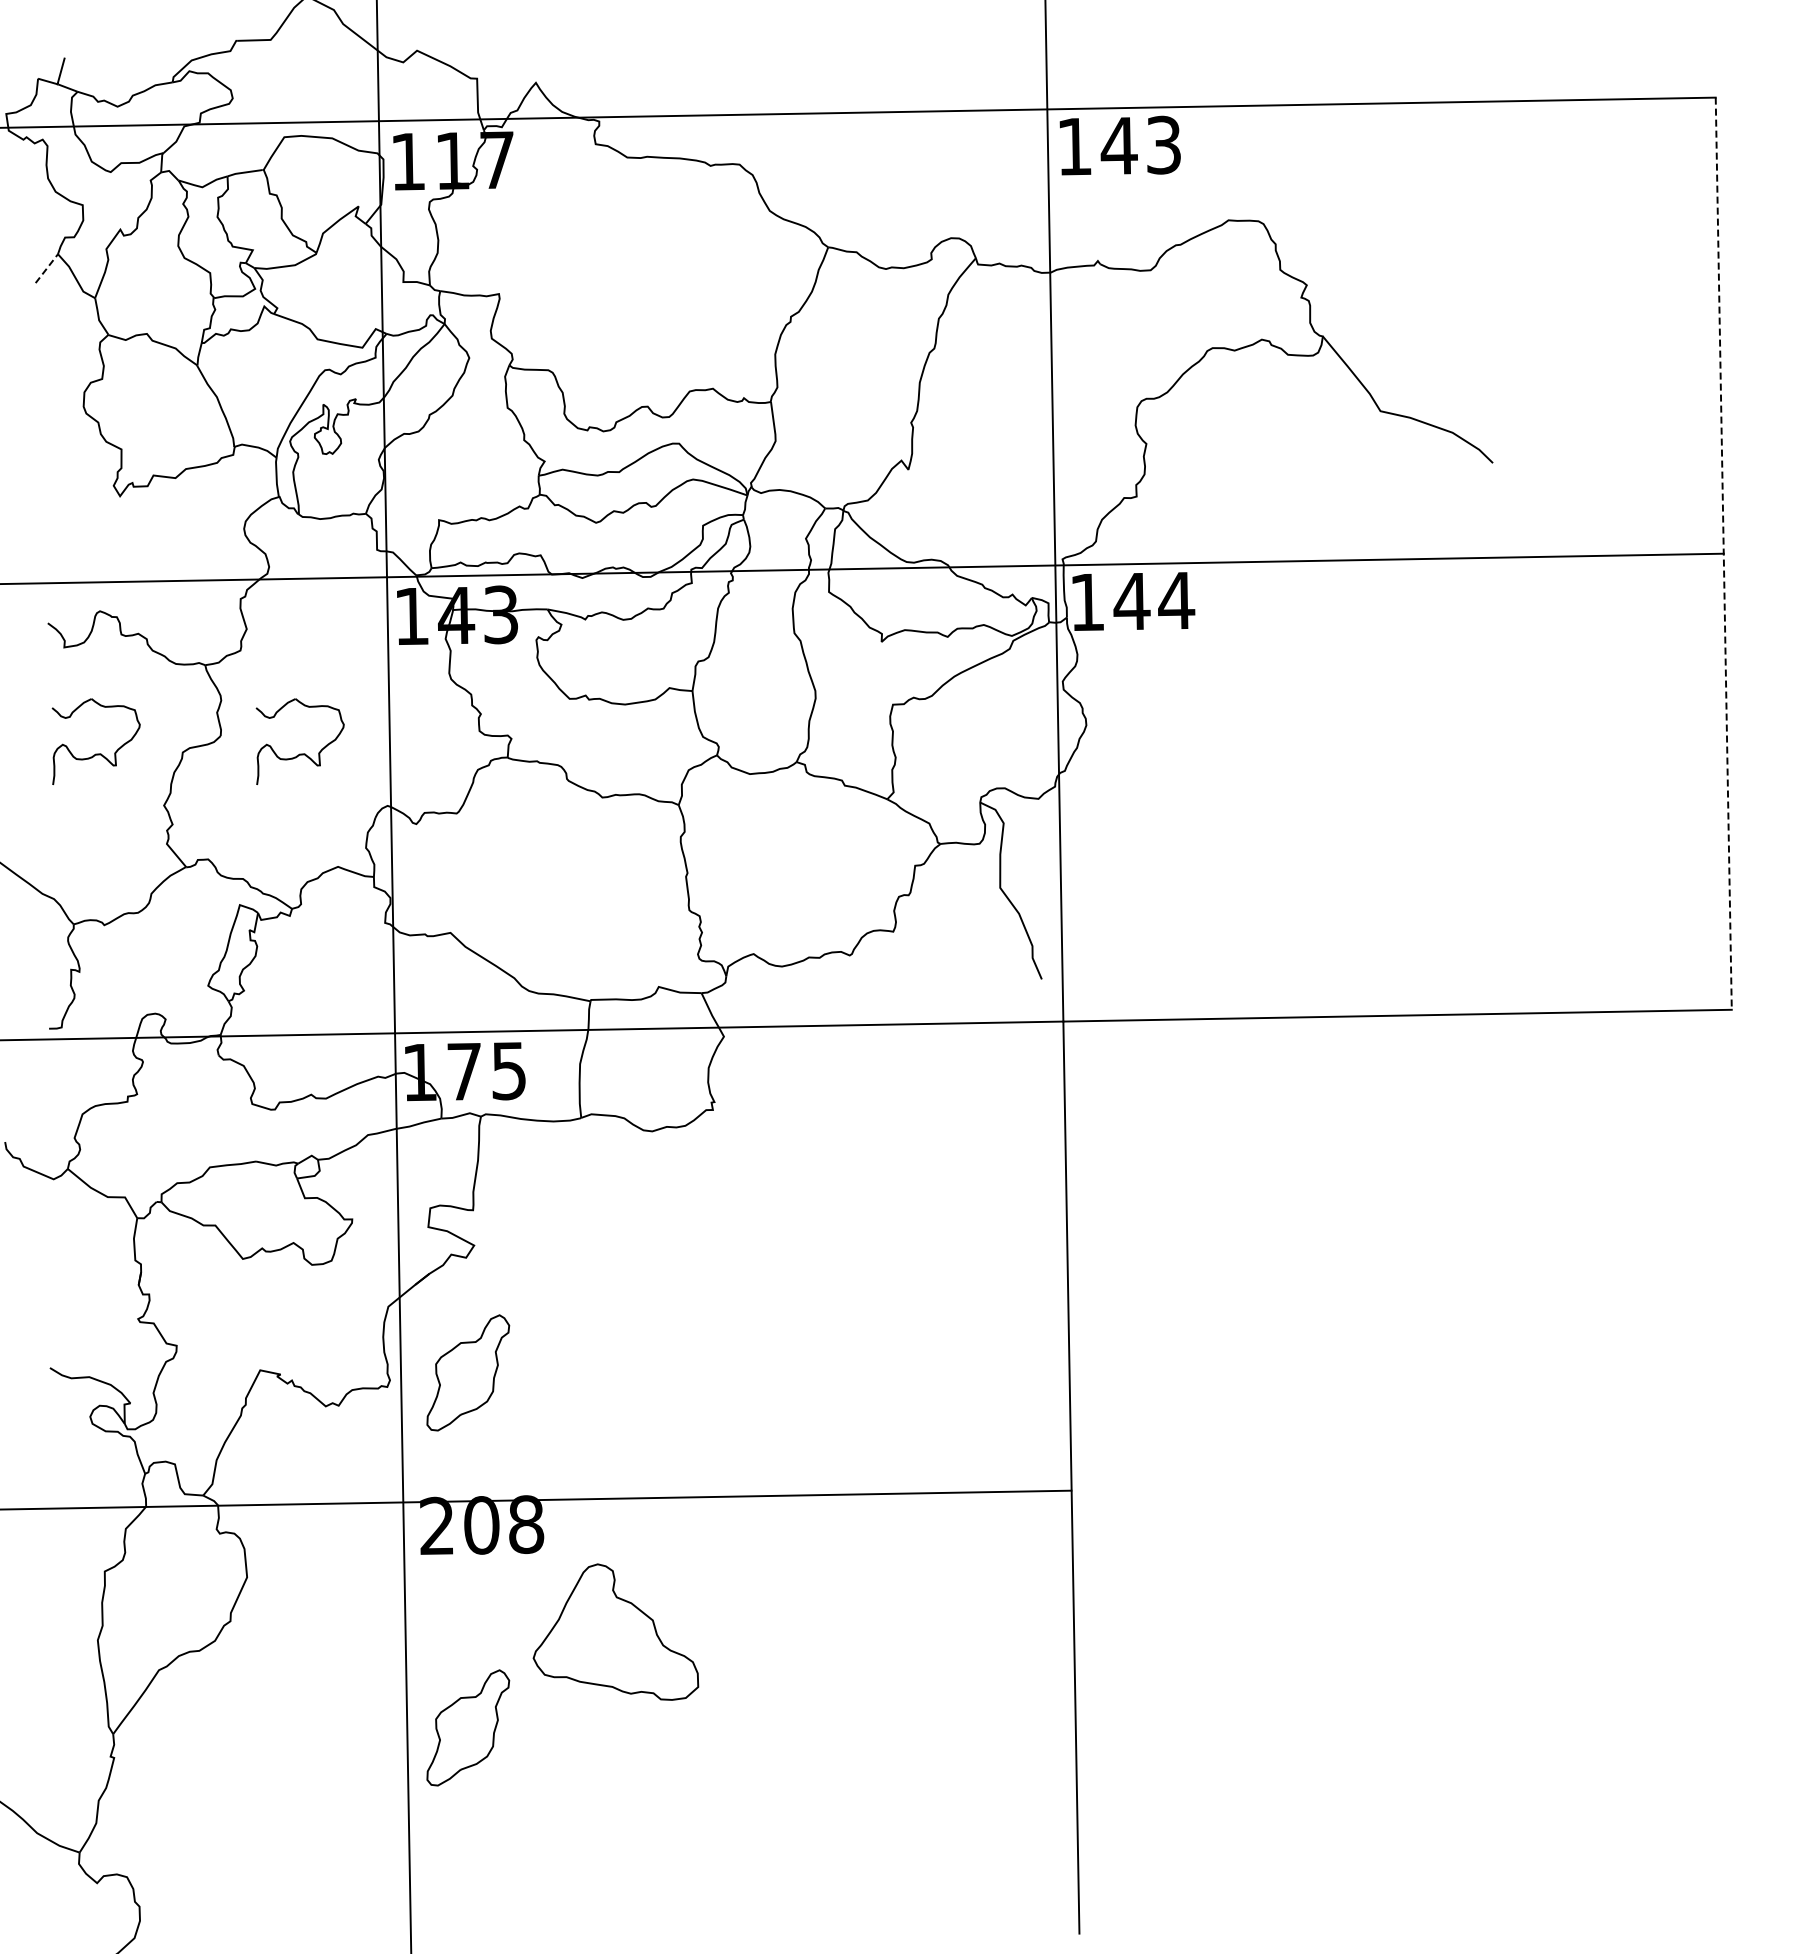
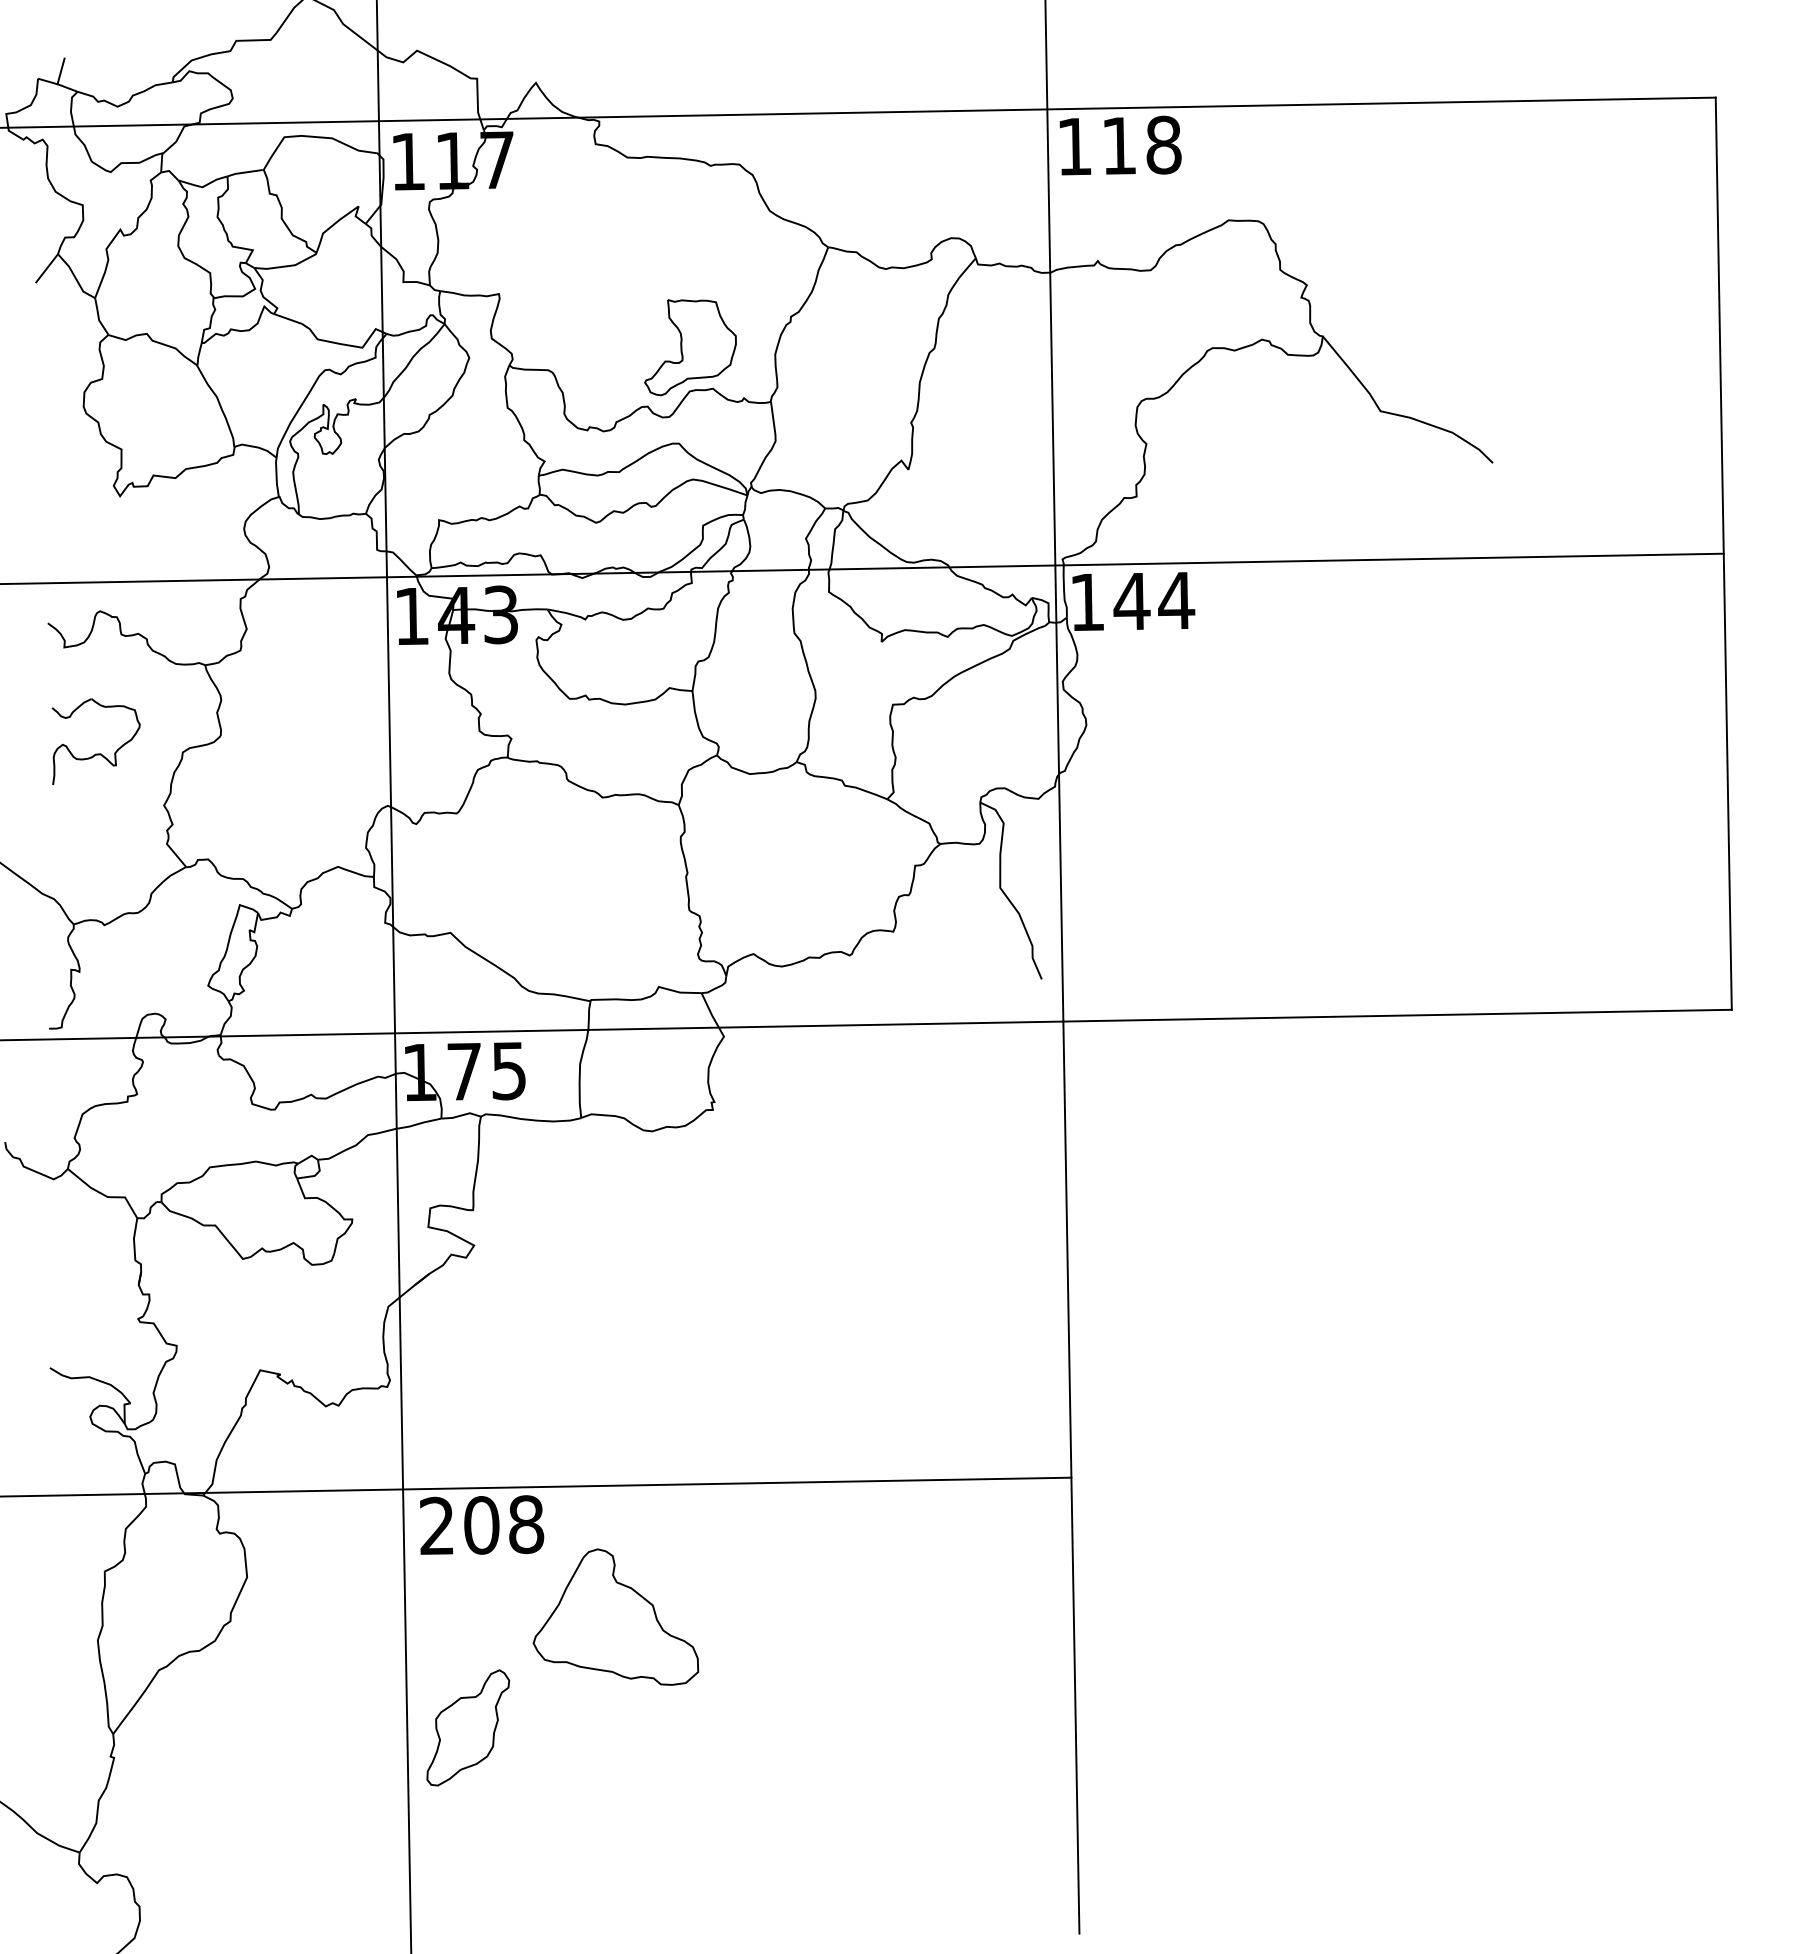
text: 143 -> 118 (1140, 144)
line: dashed -> solid (47, 268)
part: none -> present (690, 347)
line: dashed -> solid (1723, 554)
part: present -> none (299, 753)
part: present -> none (468, 1372)
line position: (536, 1499) -> (536, 1486) (536, 1486)
part position: (615, 1631) -> (615, 1616) (615, 1616)
